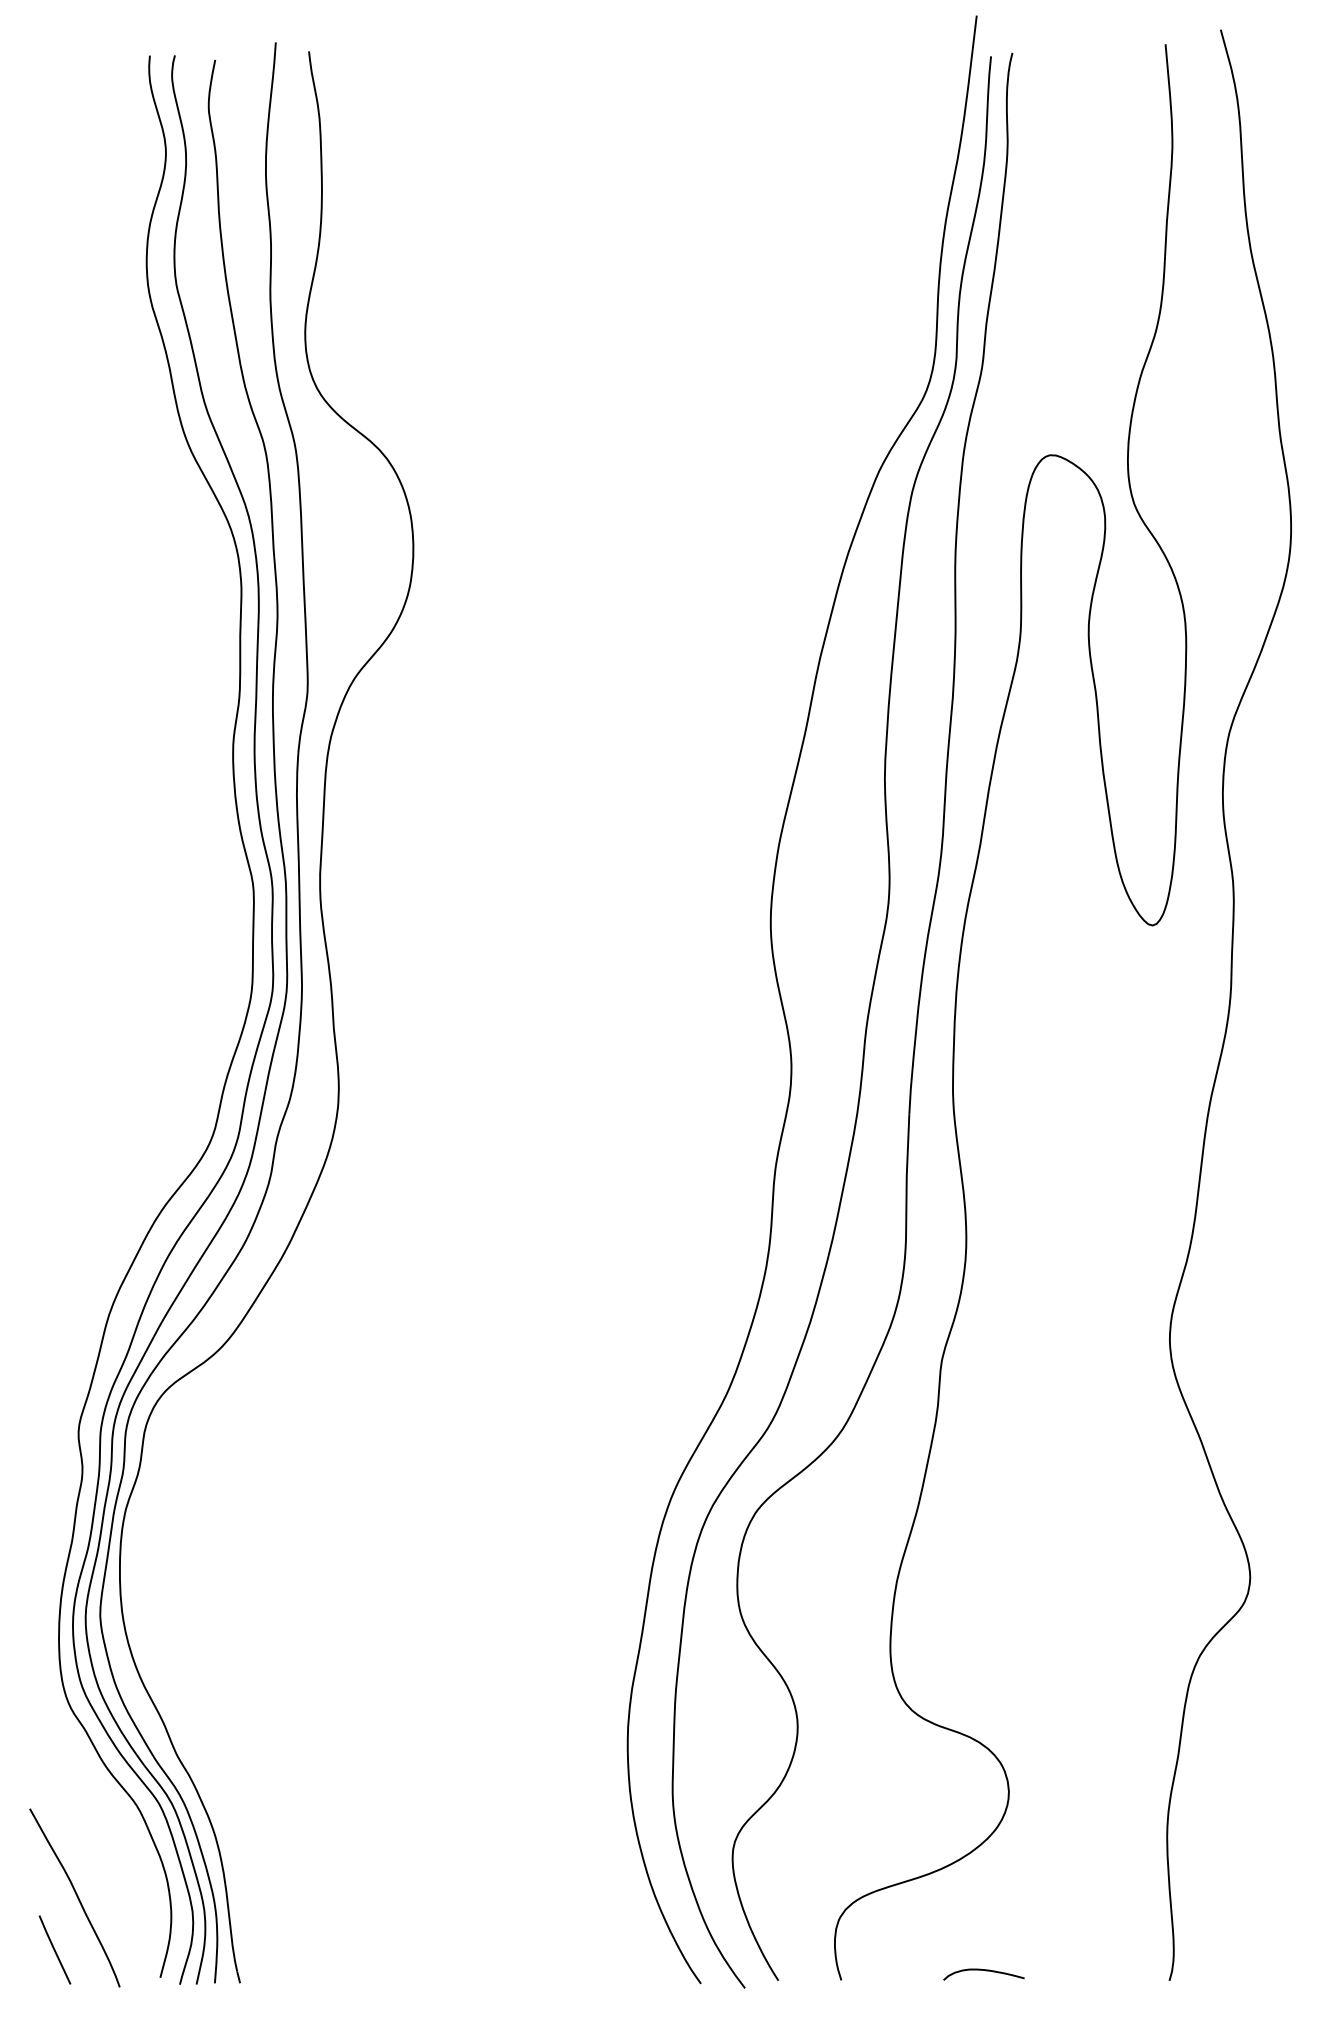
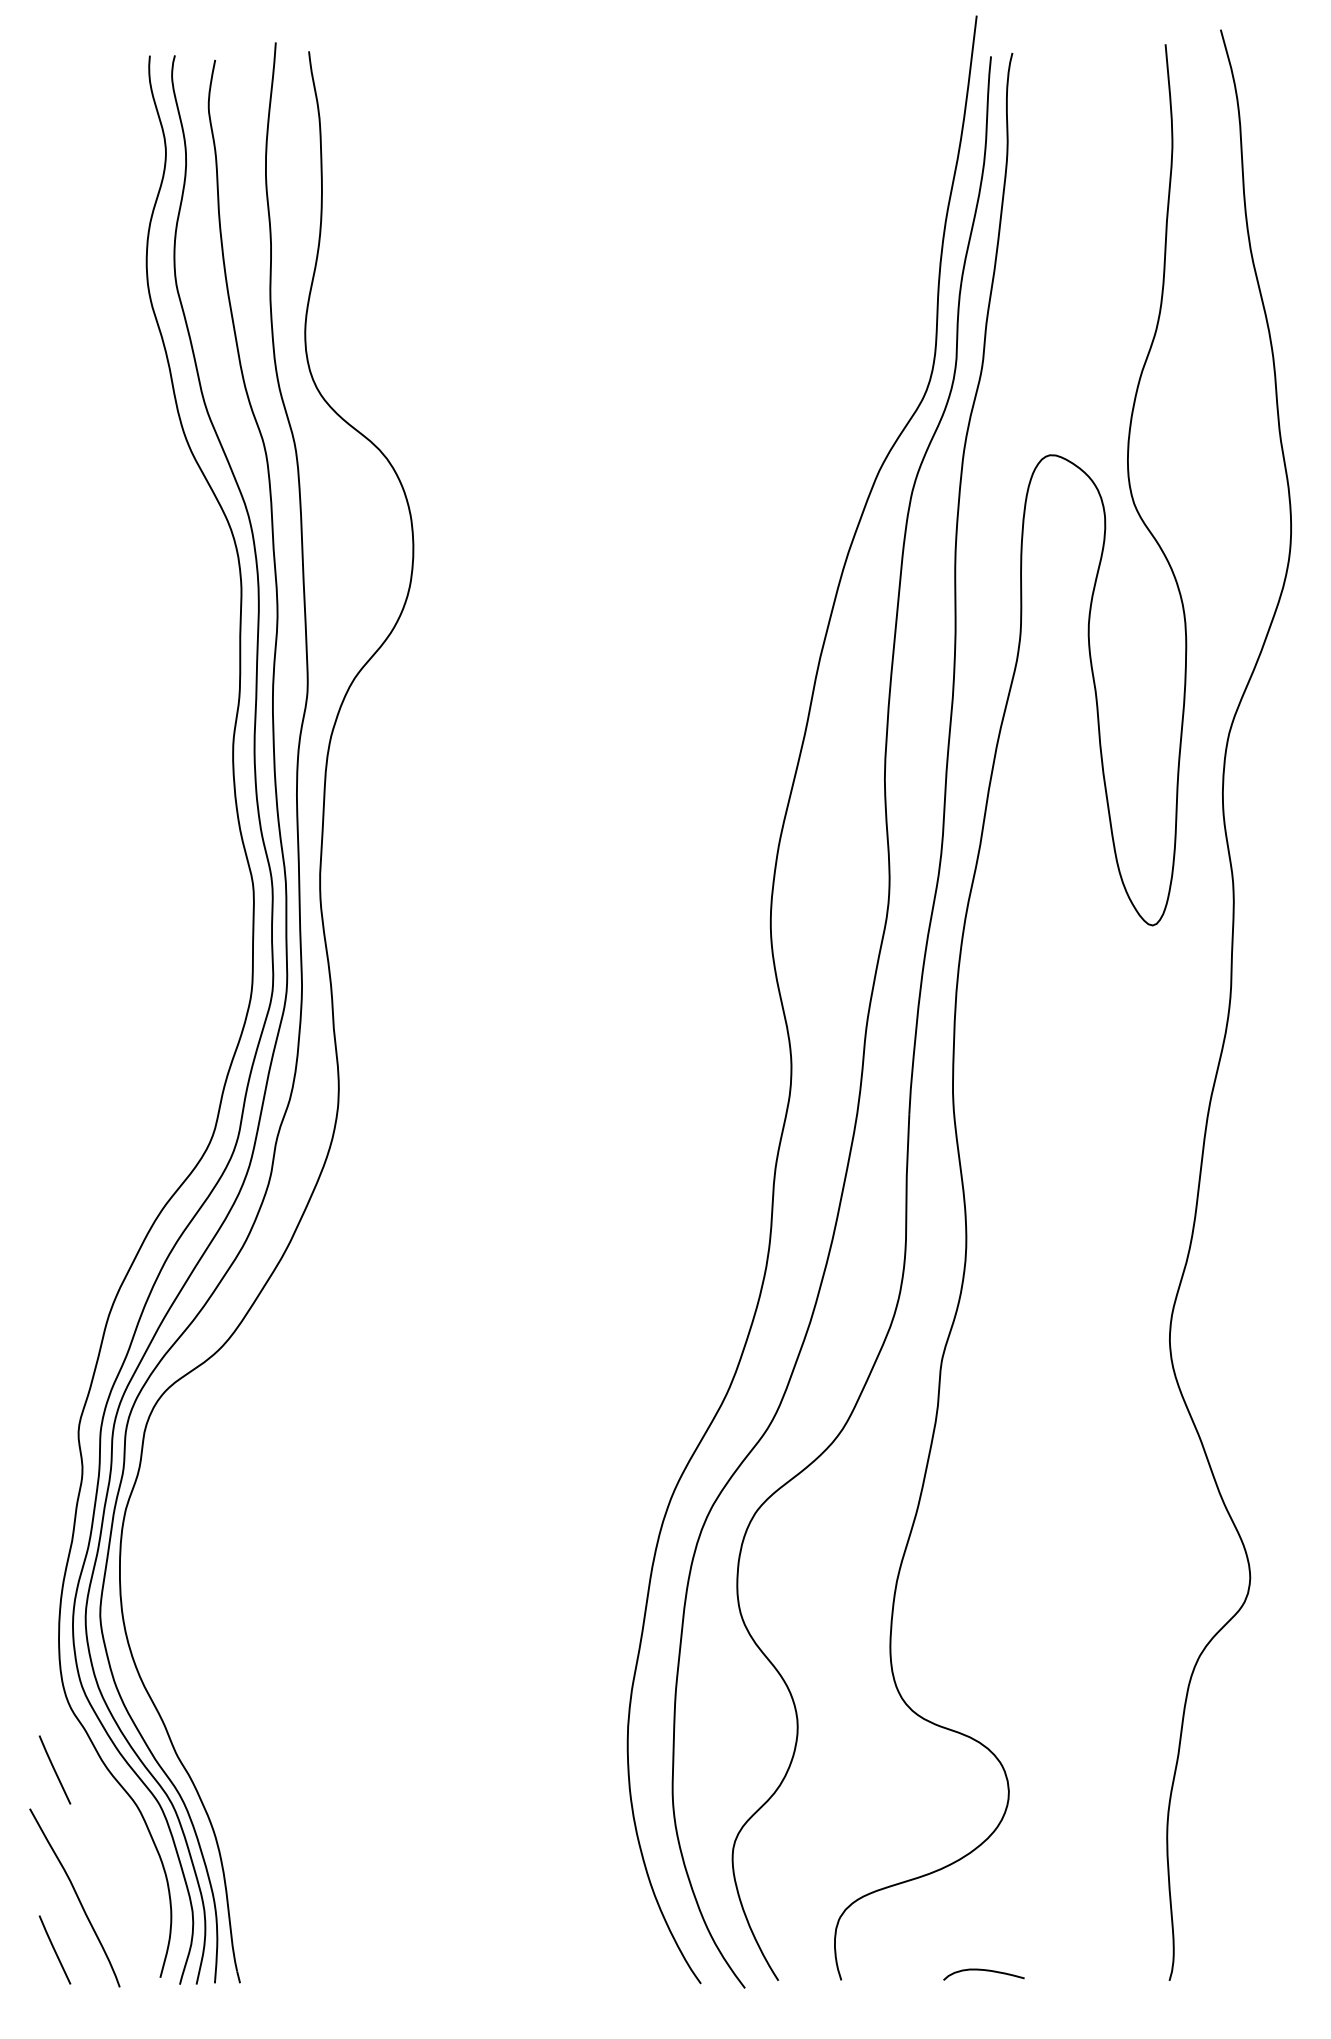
line: none -> present (54, 1769)
